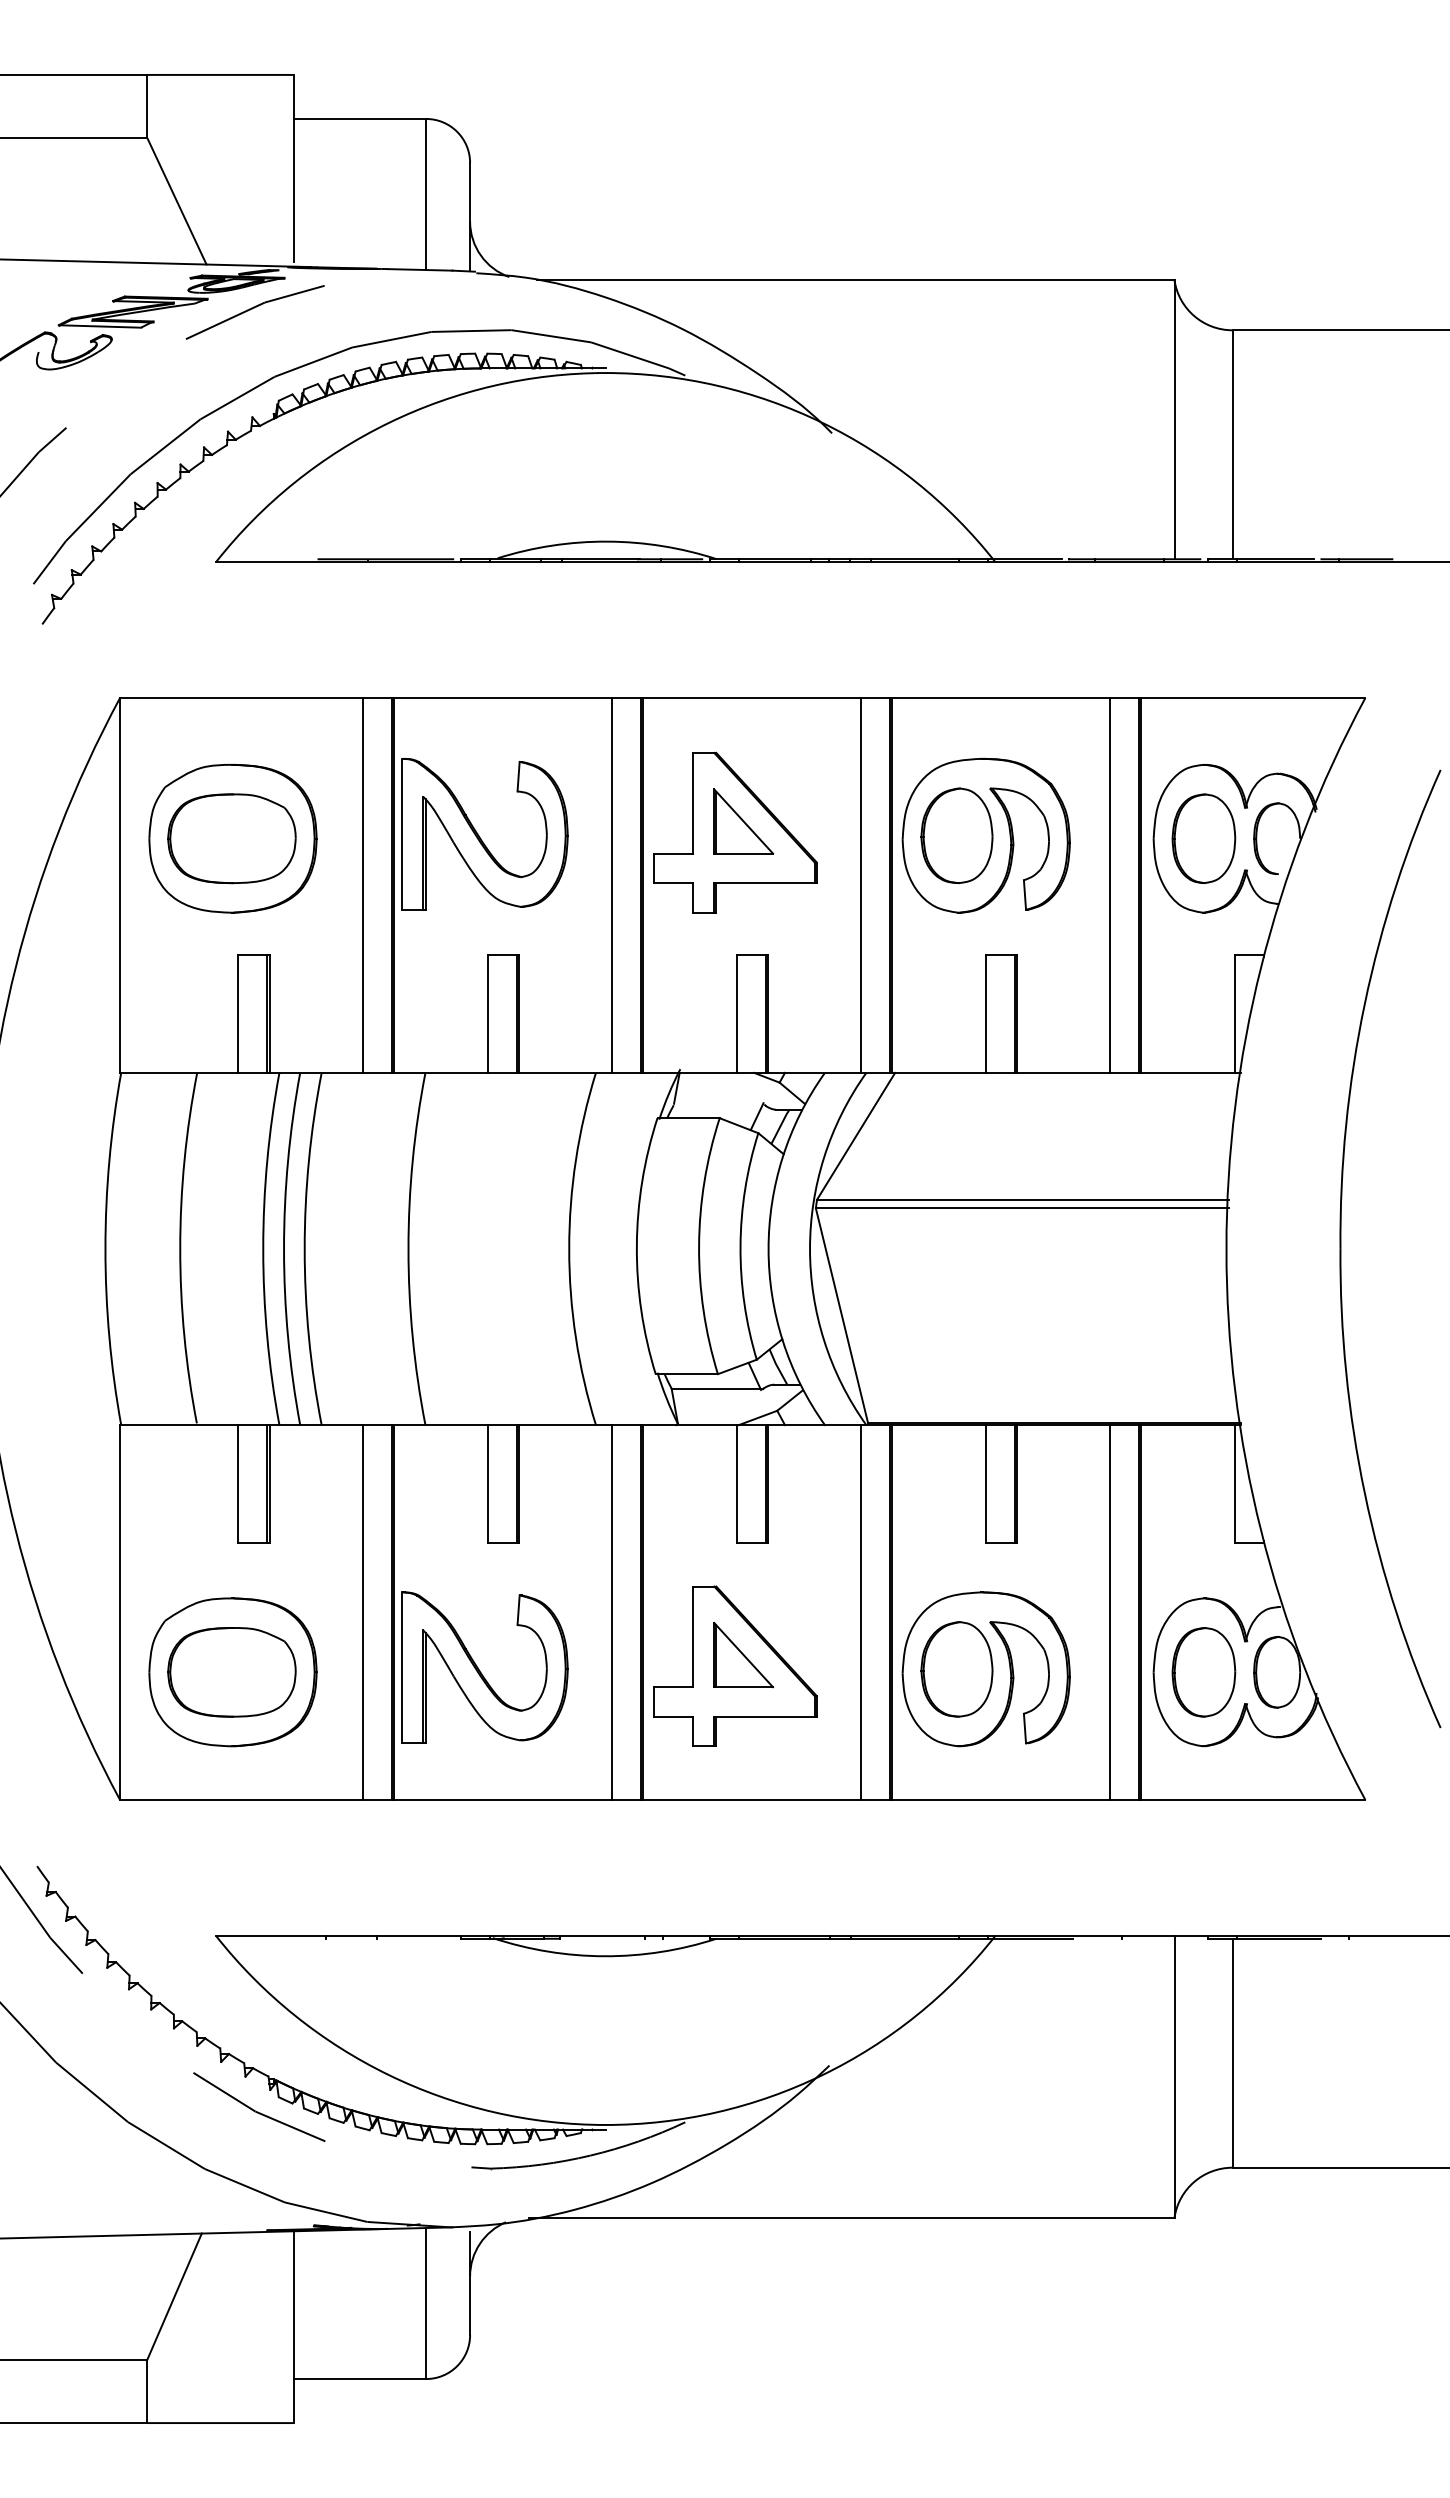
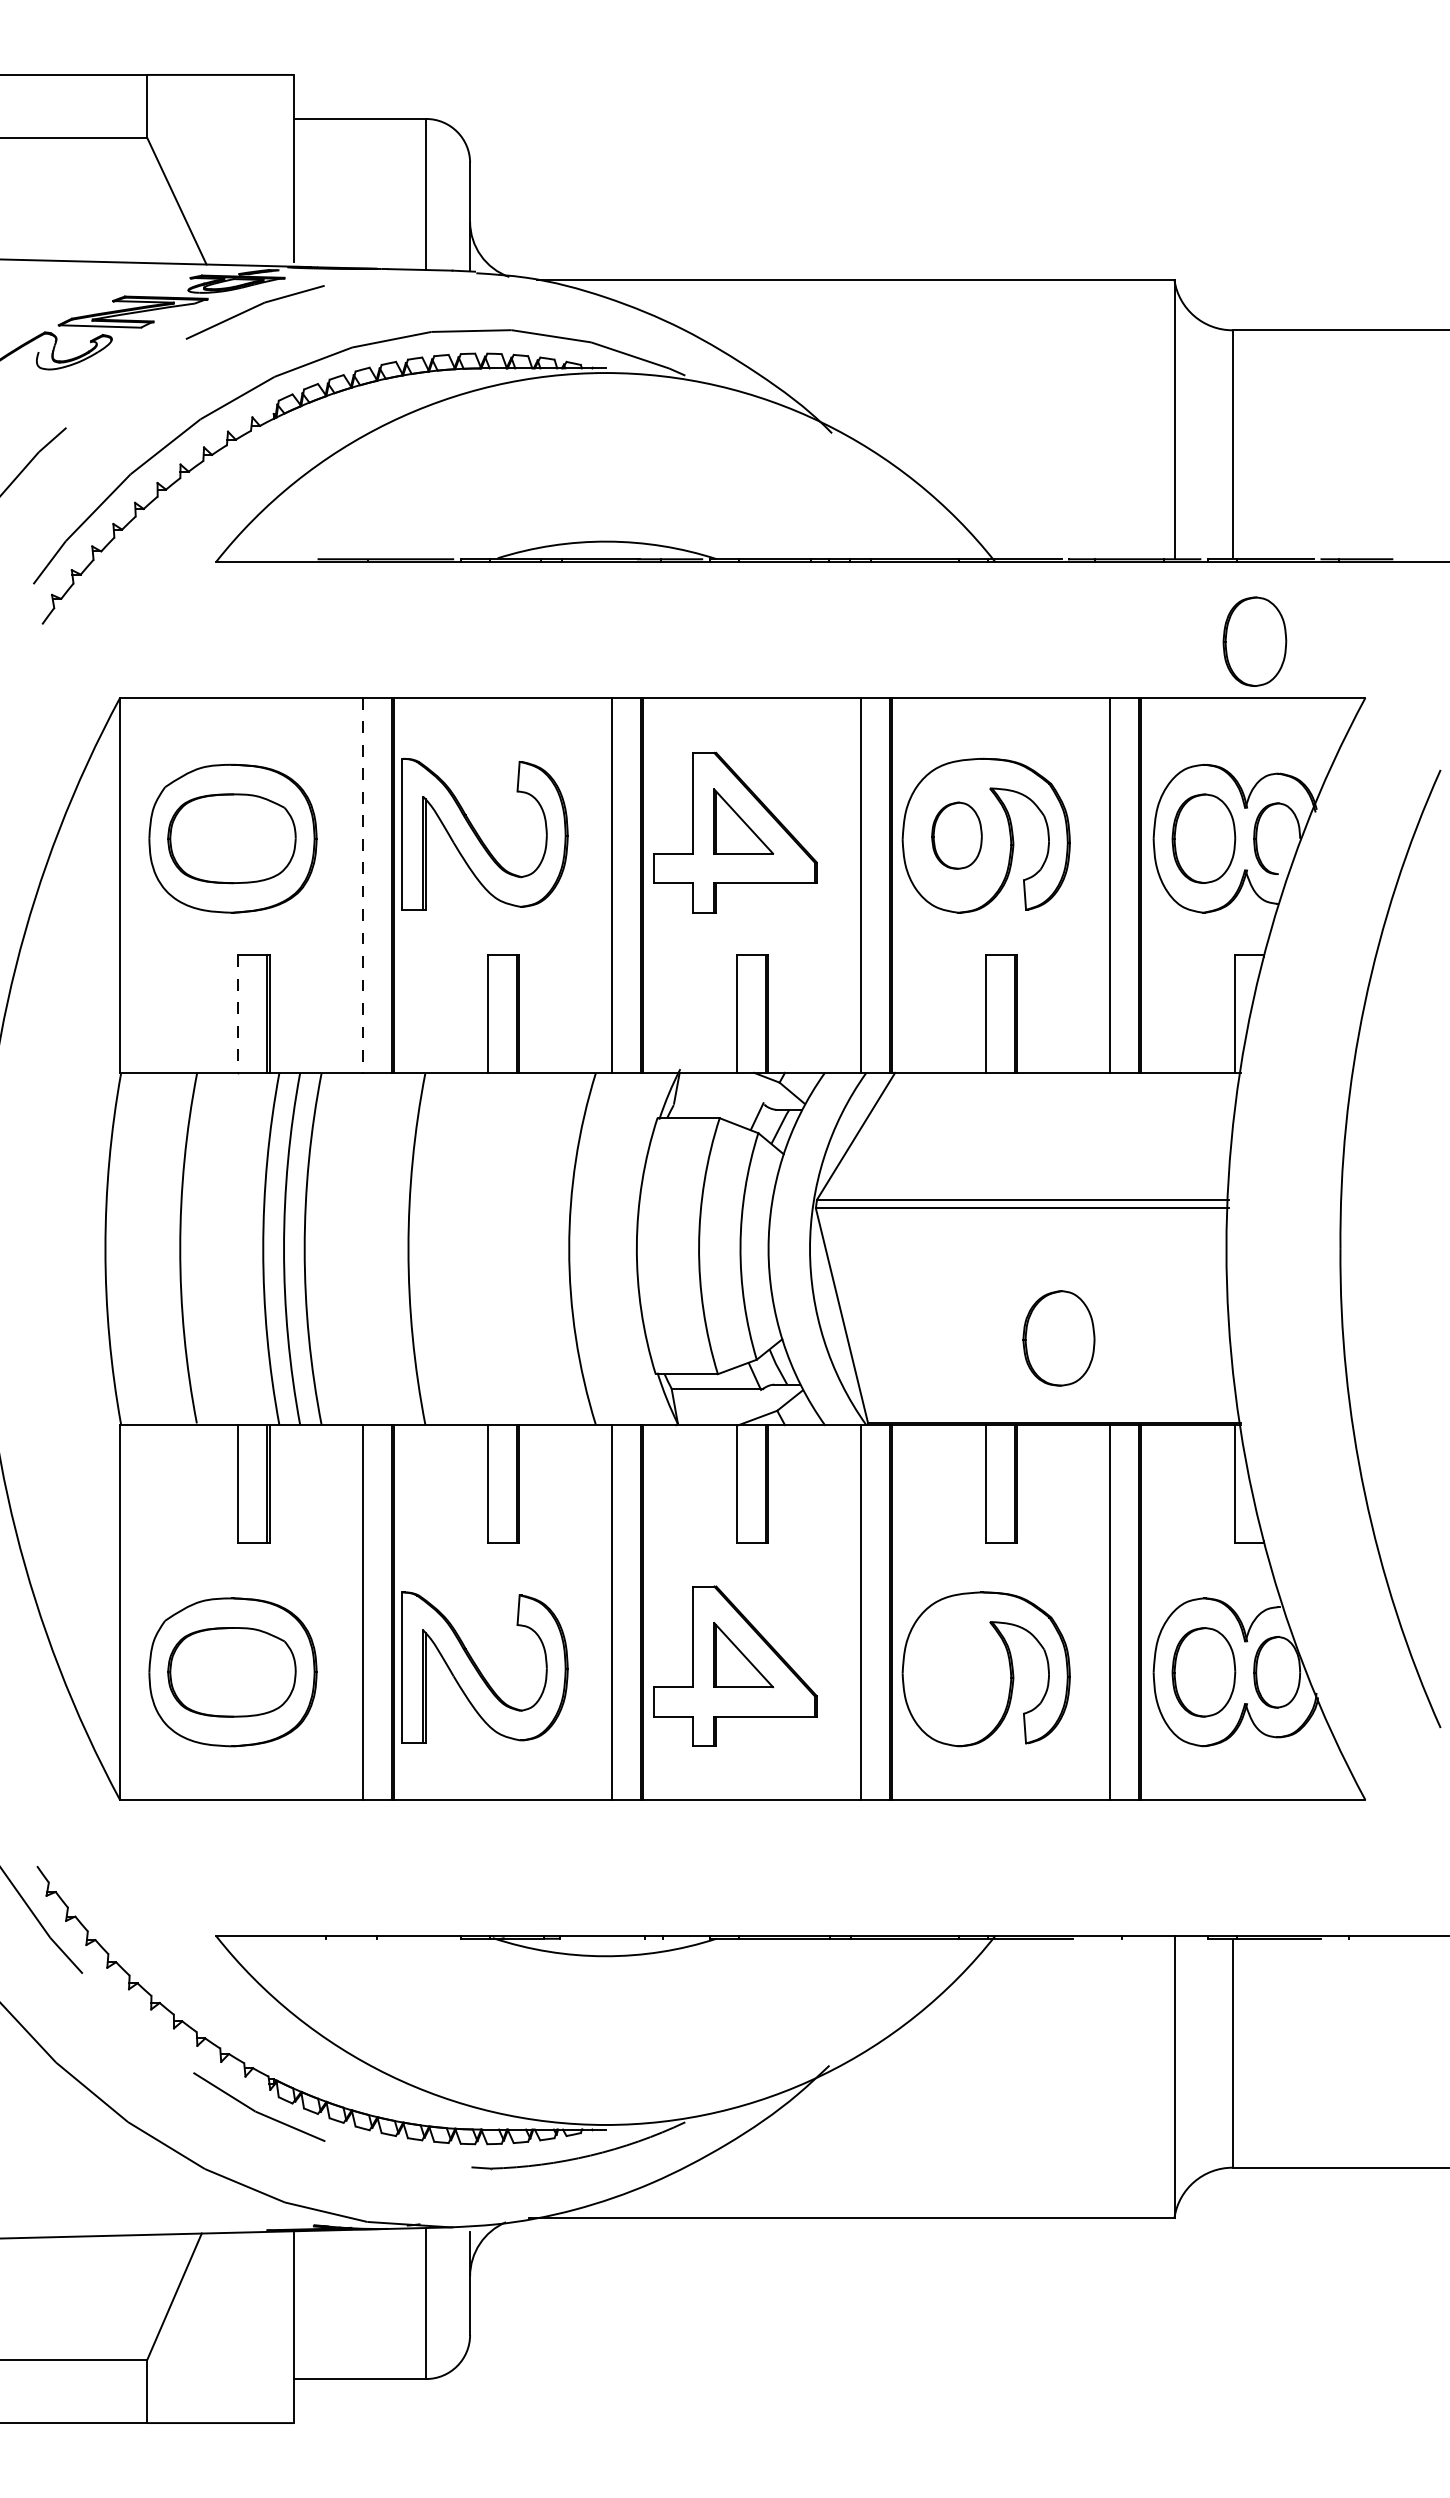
part: none -> present (1254, 641)
part size: 74x97 px -> 52x69 px (956, 835)
line: solid -> dashed (362, 885)
line: solid -> dashed (238, 1014)
part position: (956, 1669) -> (1058, 1338) (1058, 1338)
